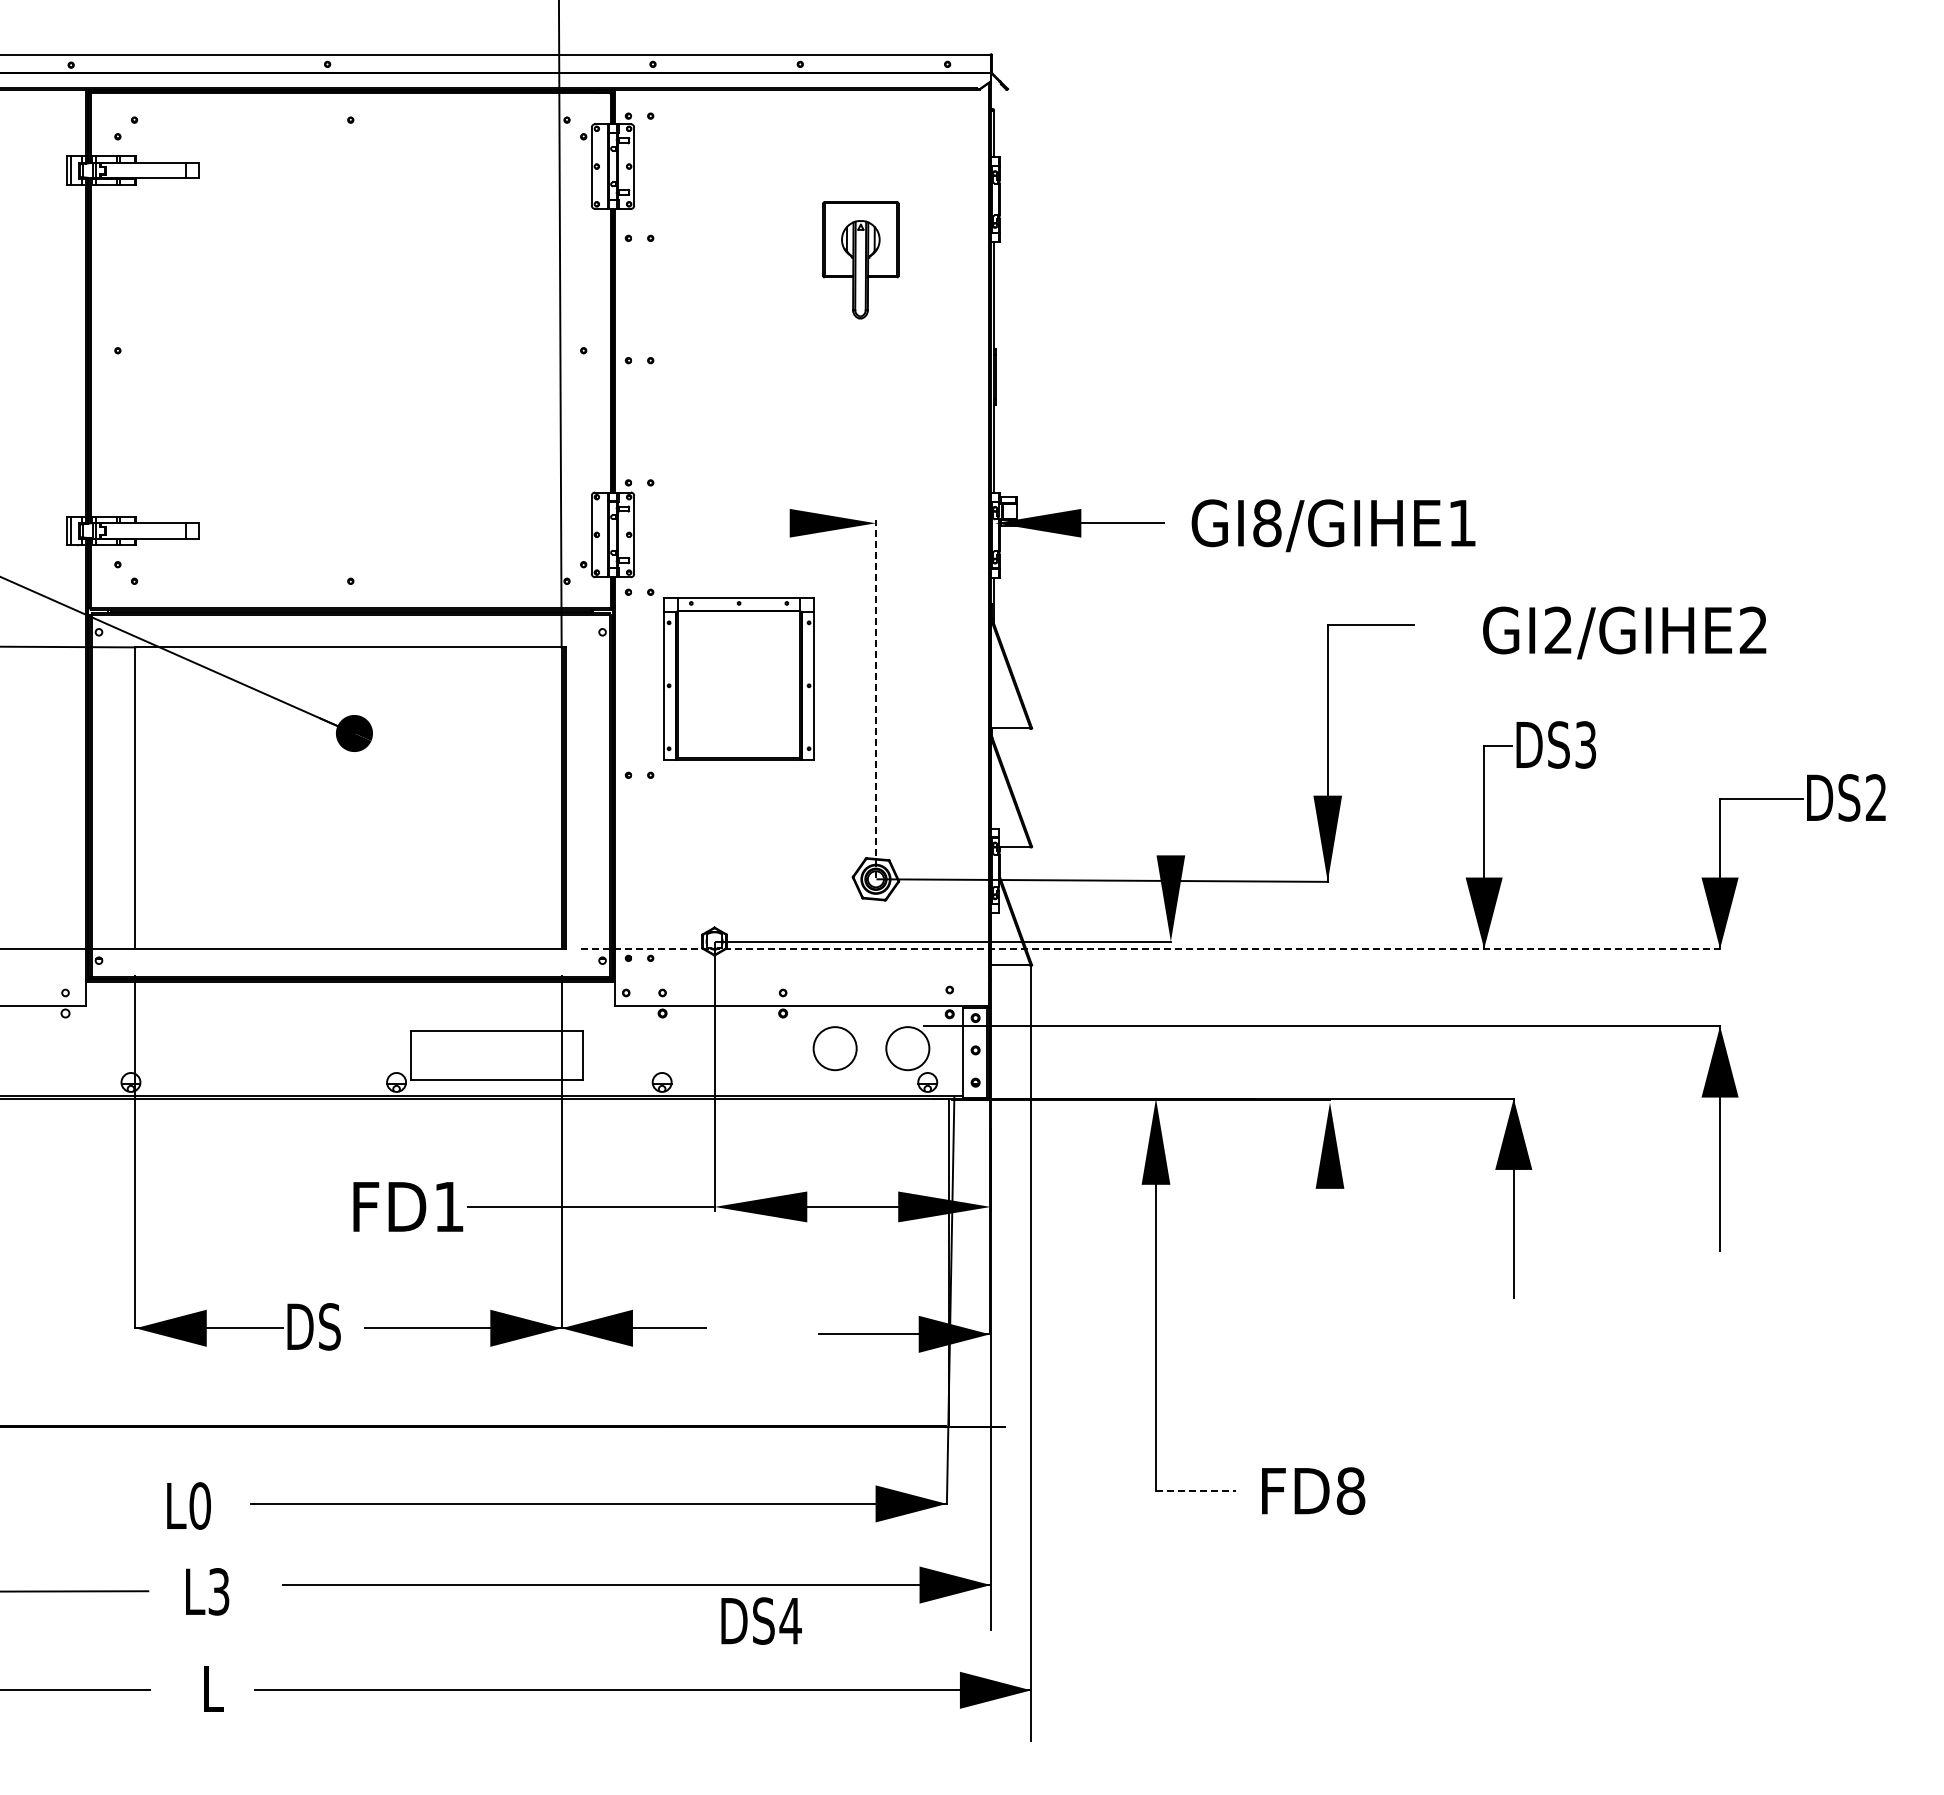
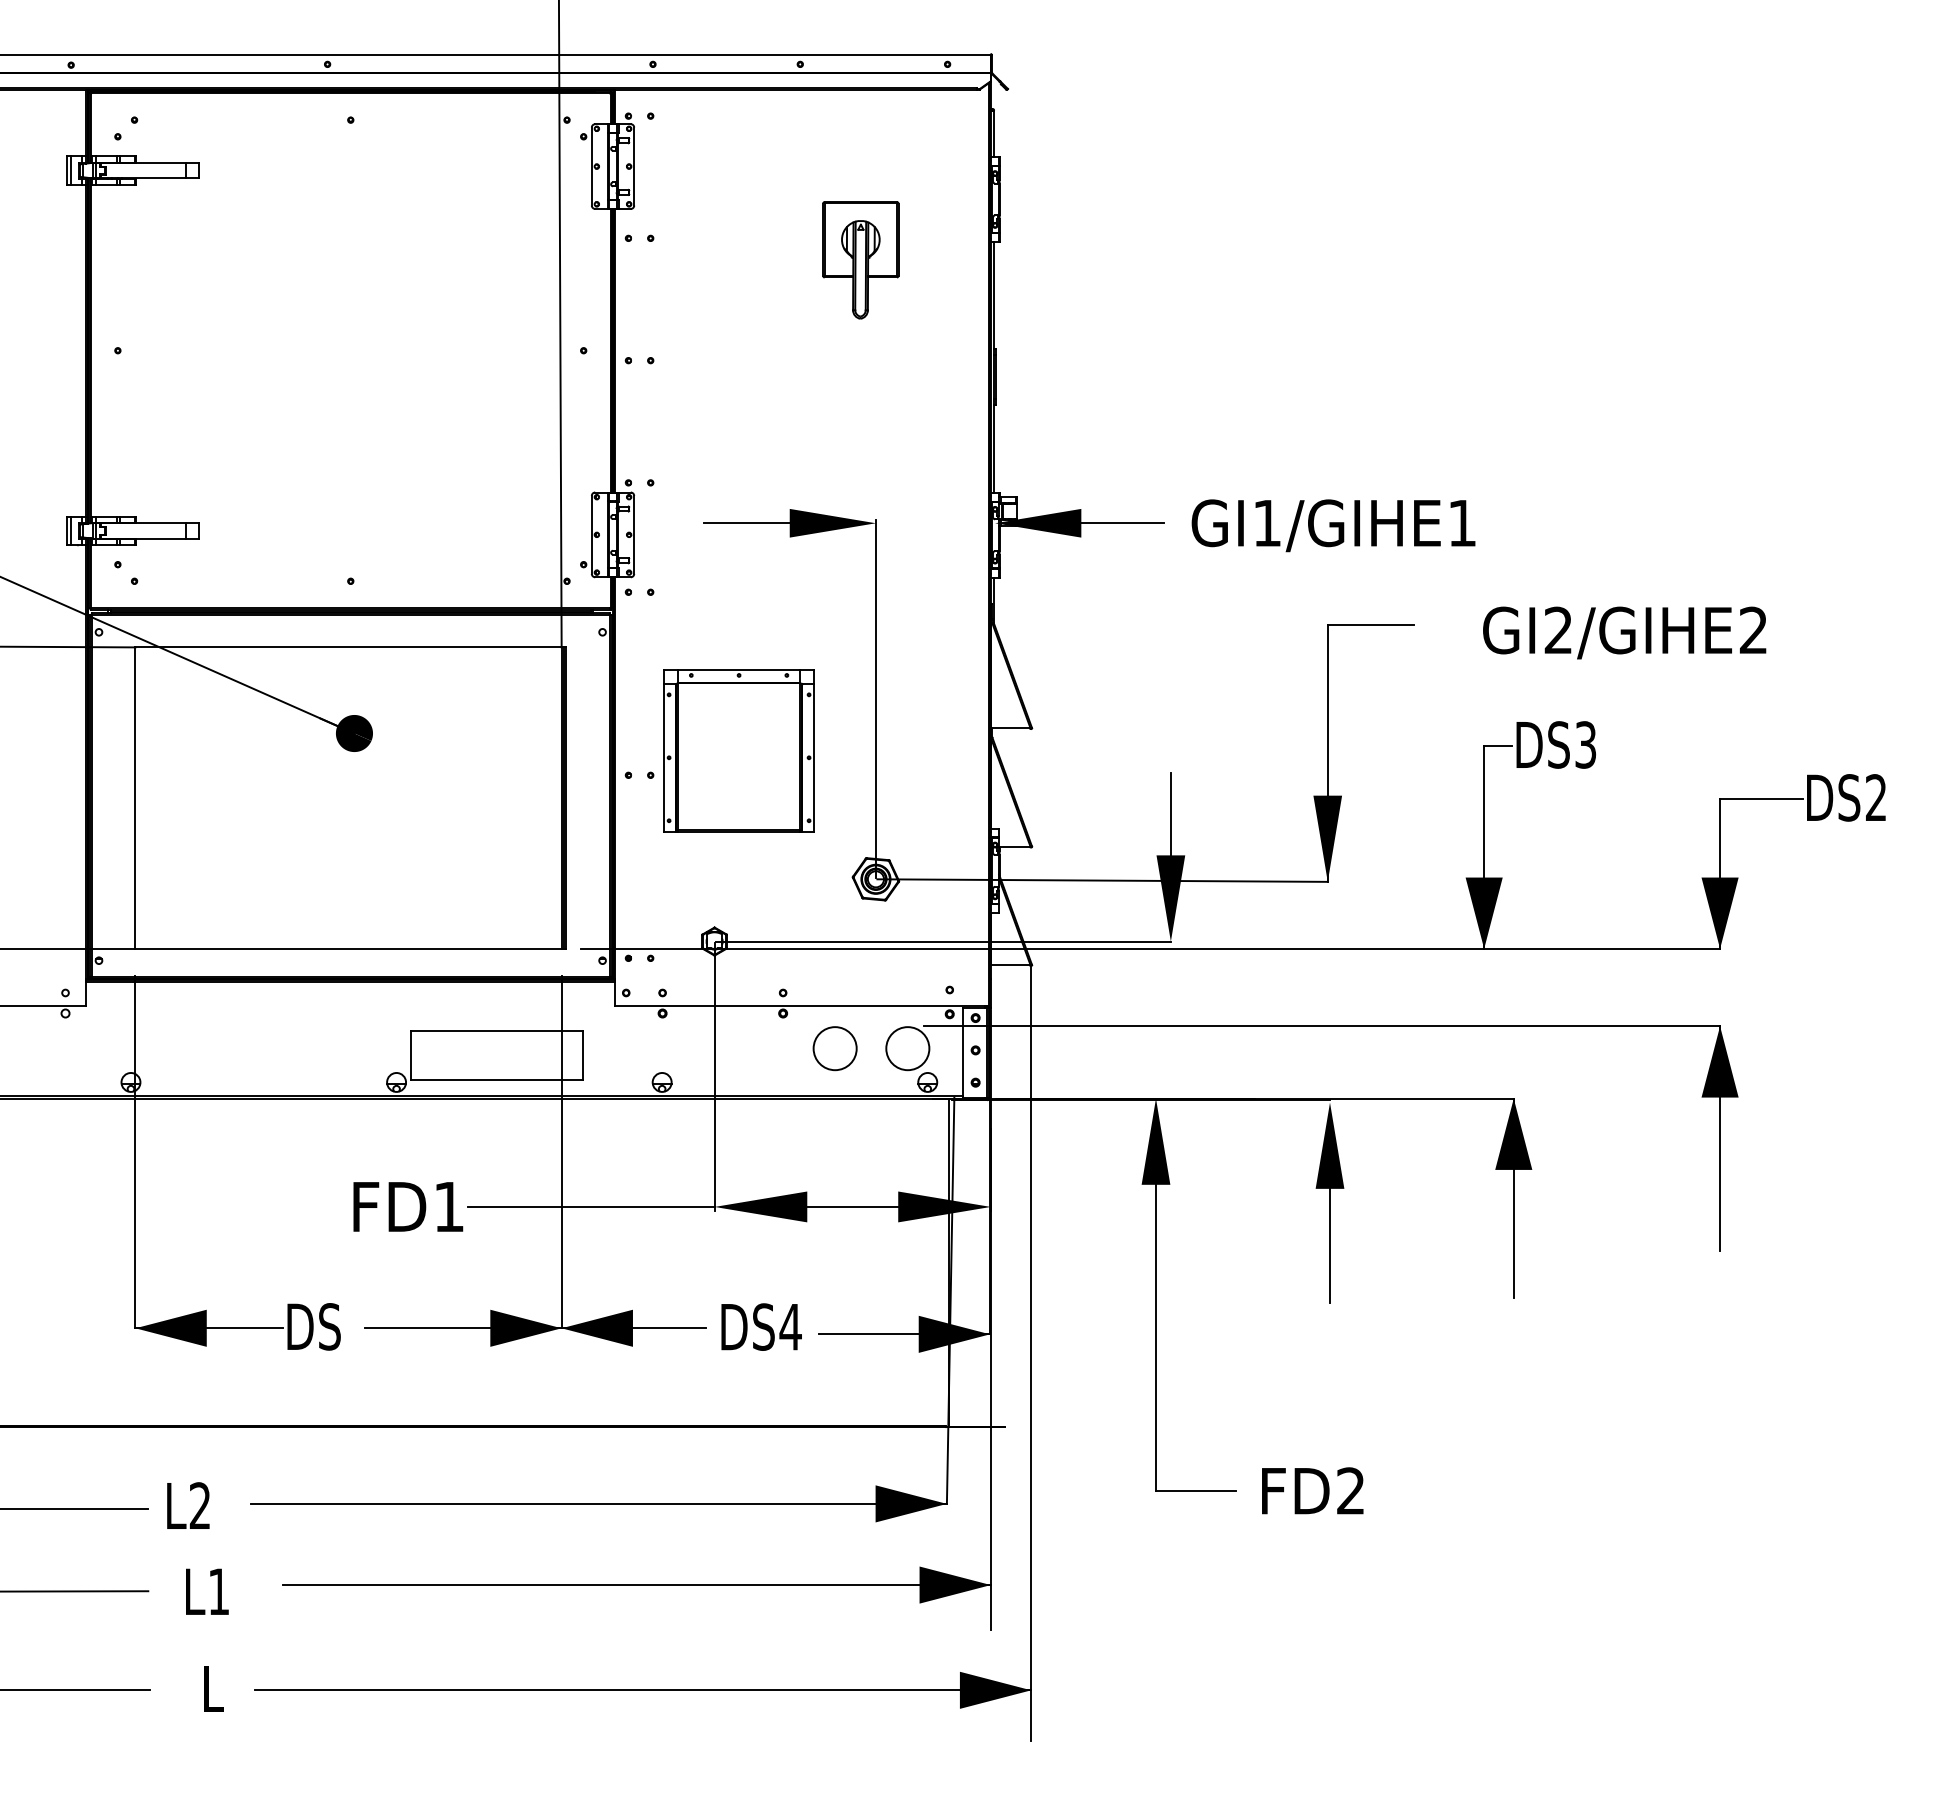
line: none -> present (746, 523)
text: GI8/GIHE1 -> GI1/GIHE1 (1267, 523)
part position: (738, 678) -> (738, 750) (738, 750)
line: dashed -> solid (875, 698)
line: none -> present (1171, 815)
line: dashed -> solid (1151, 948)
line: none -> present (1330, 1245)
text: FD8 -> FD2 (1350, 1490)
line: dashed -> solid (1196, 1491)
text: L0 -> L2 (199, 1505)
line: none -> present (75, 1508)
text: L3 -> L1 (218, 1591)
text position: (761, 1620) -> (761, 1326) (761, 1326)
